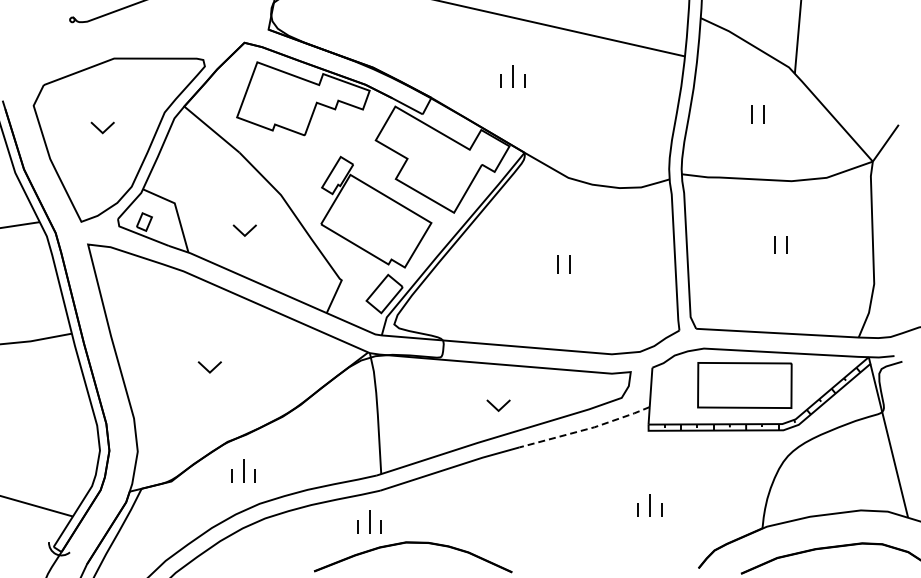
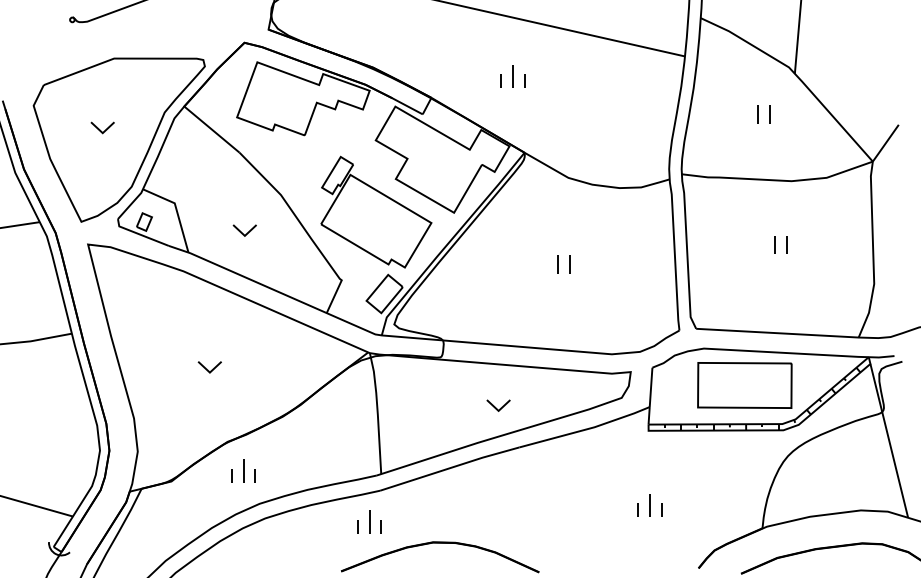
part position: (757, 114) -> (763, 114) (763, 114)
line: dashed -> solid (586, 429)
part position: (413, 543) -> (440, 543) (440, 543)
